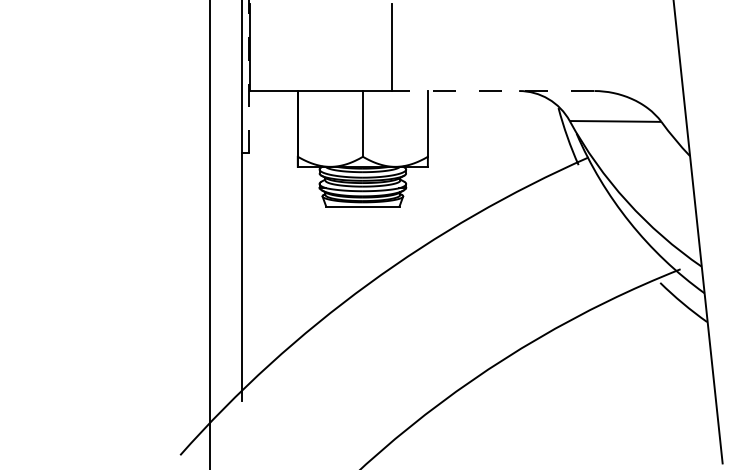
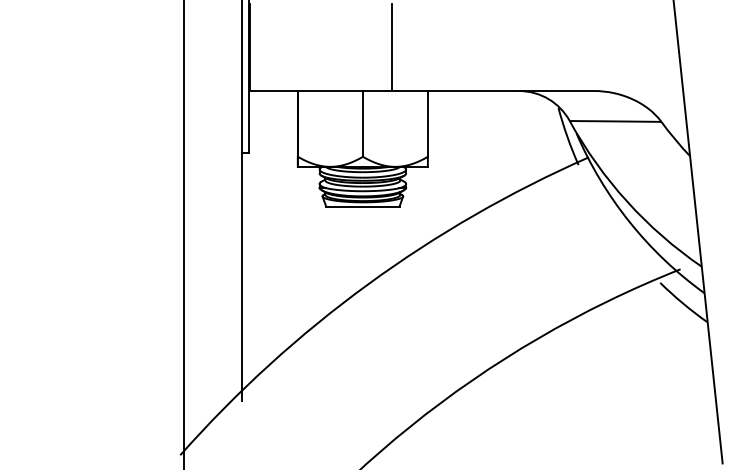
line: dashed -> solid (248, 76)
line: dashed -> solid (492, 91)
line position: (210, 234) -> (184, 234) (184, 234)
